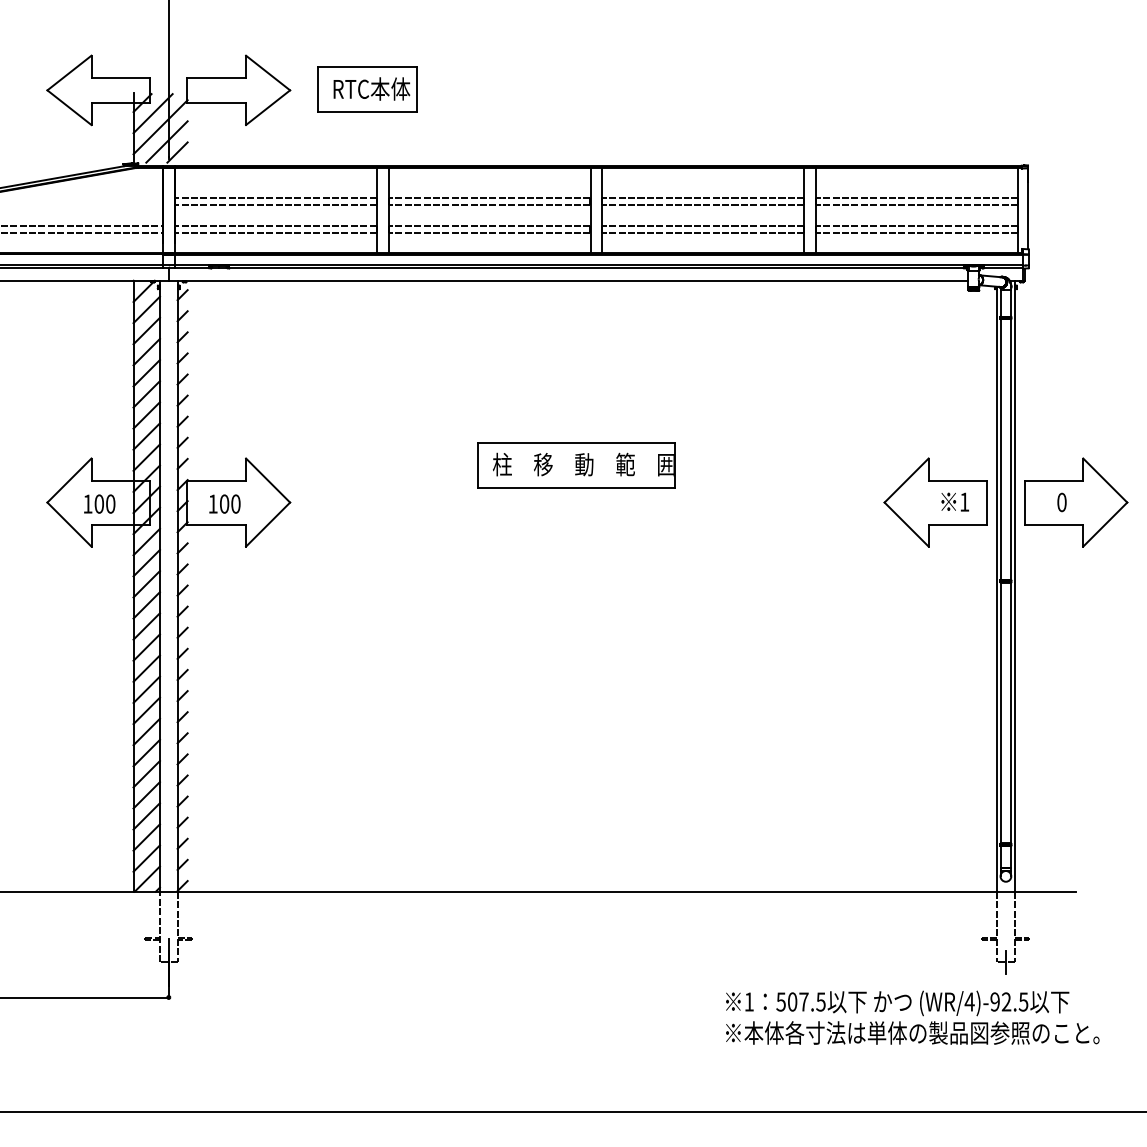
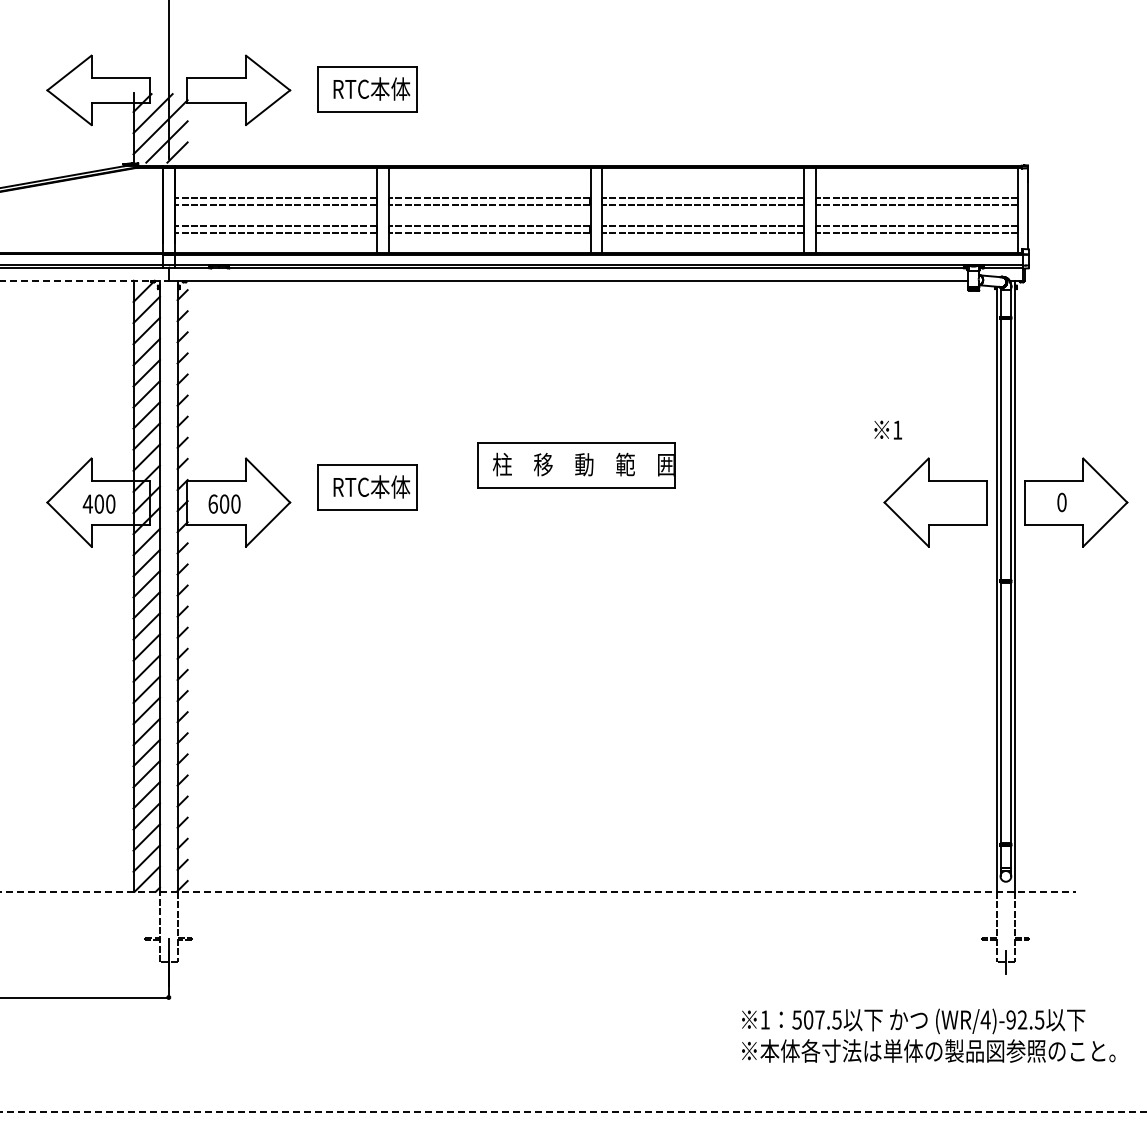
line: present -> none (82, 225)
line: present -> none (82, 232)
line: solid -> dashed (84, 280)
part: none -> present (367, 487)
text position: (954, 501) -> (887, 429) (887, 429)
text: 100 -> 400 (87, 503)
text: 100 -> 600 (212, 503)
line: solid -> dashed (538, 891)
text position: (912, 1017) -> (928, 1035) (928, 1035)
line: solid -> dashed (573, 1112)
